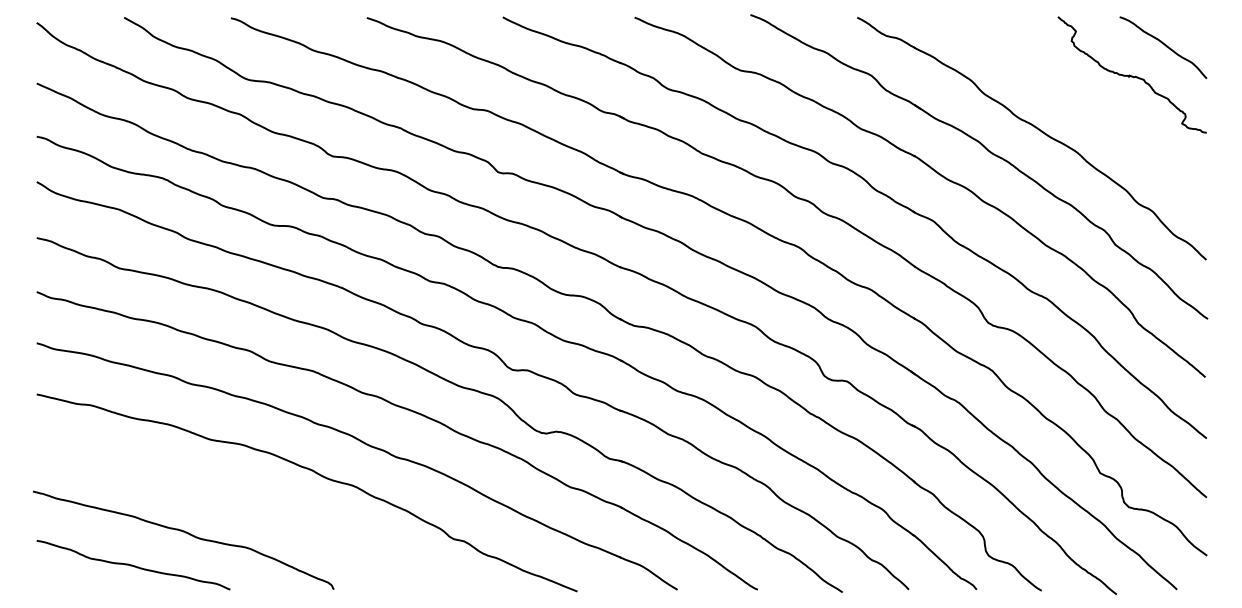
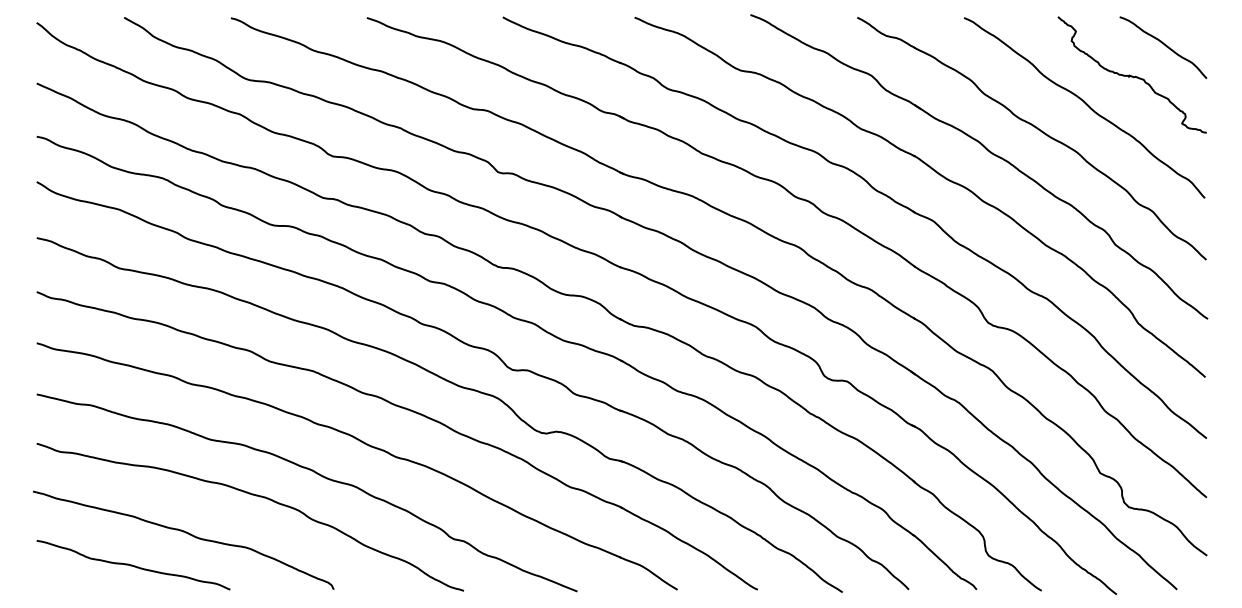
curve: none -> present (1086, 105)
curve: none -> present (255, 496)
